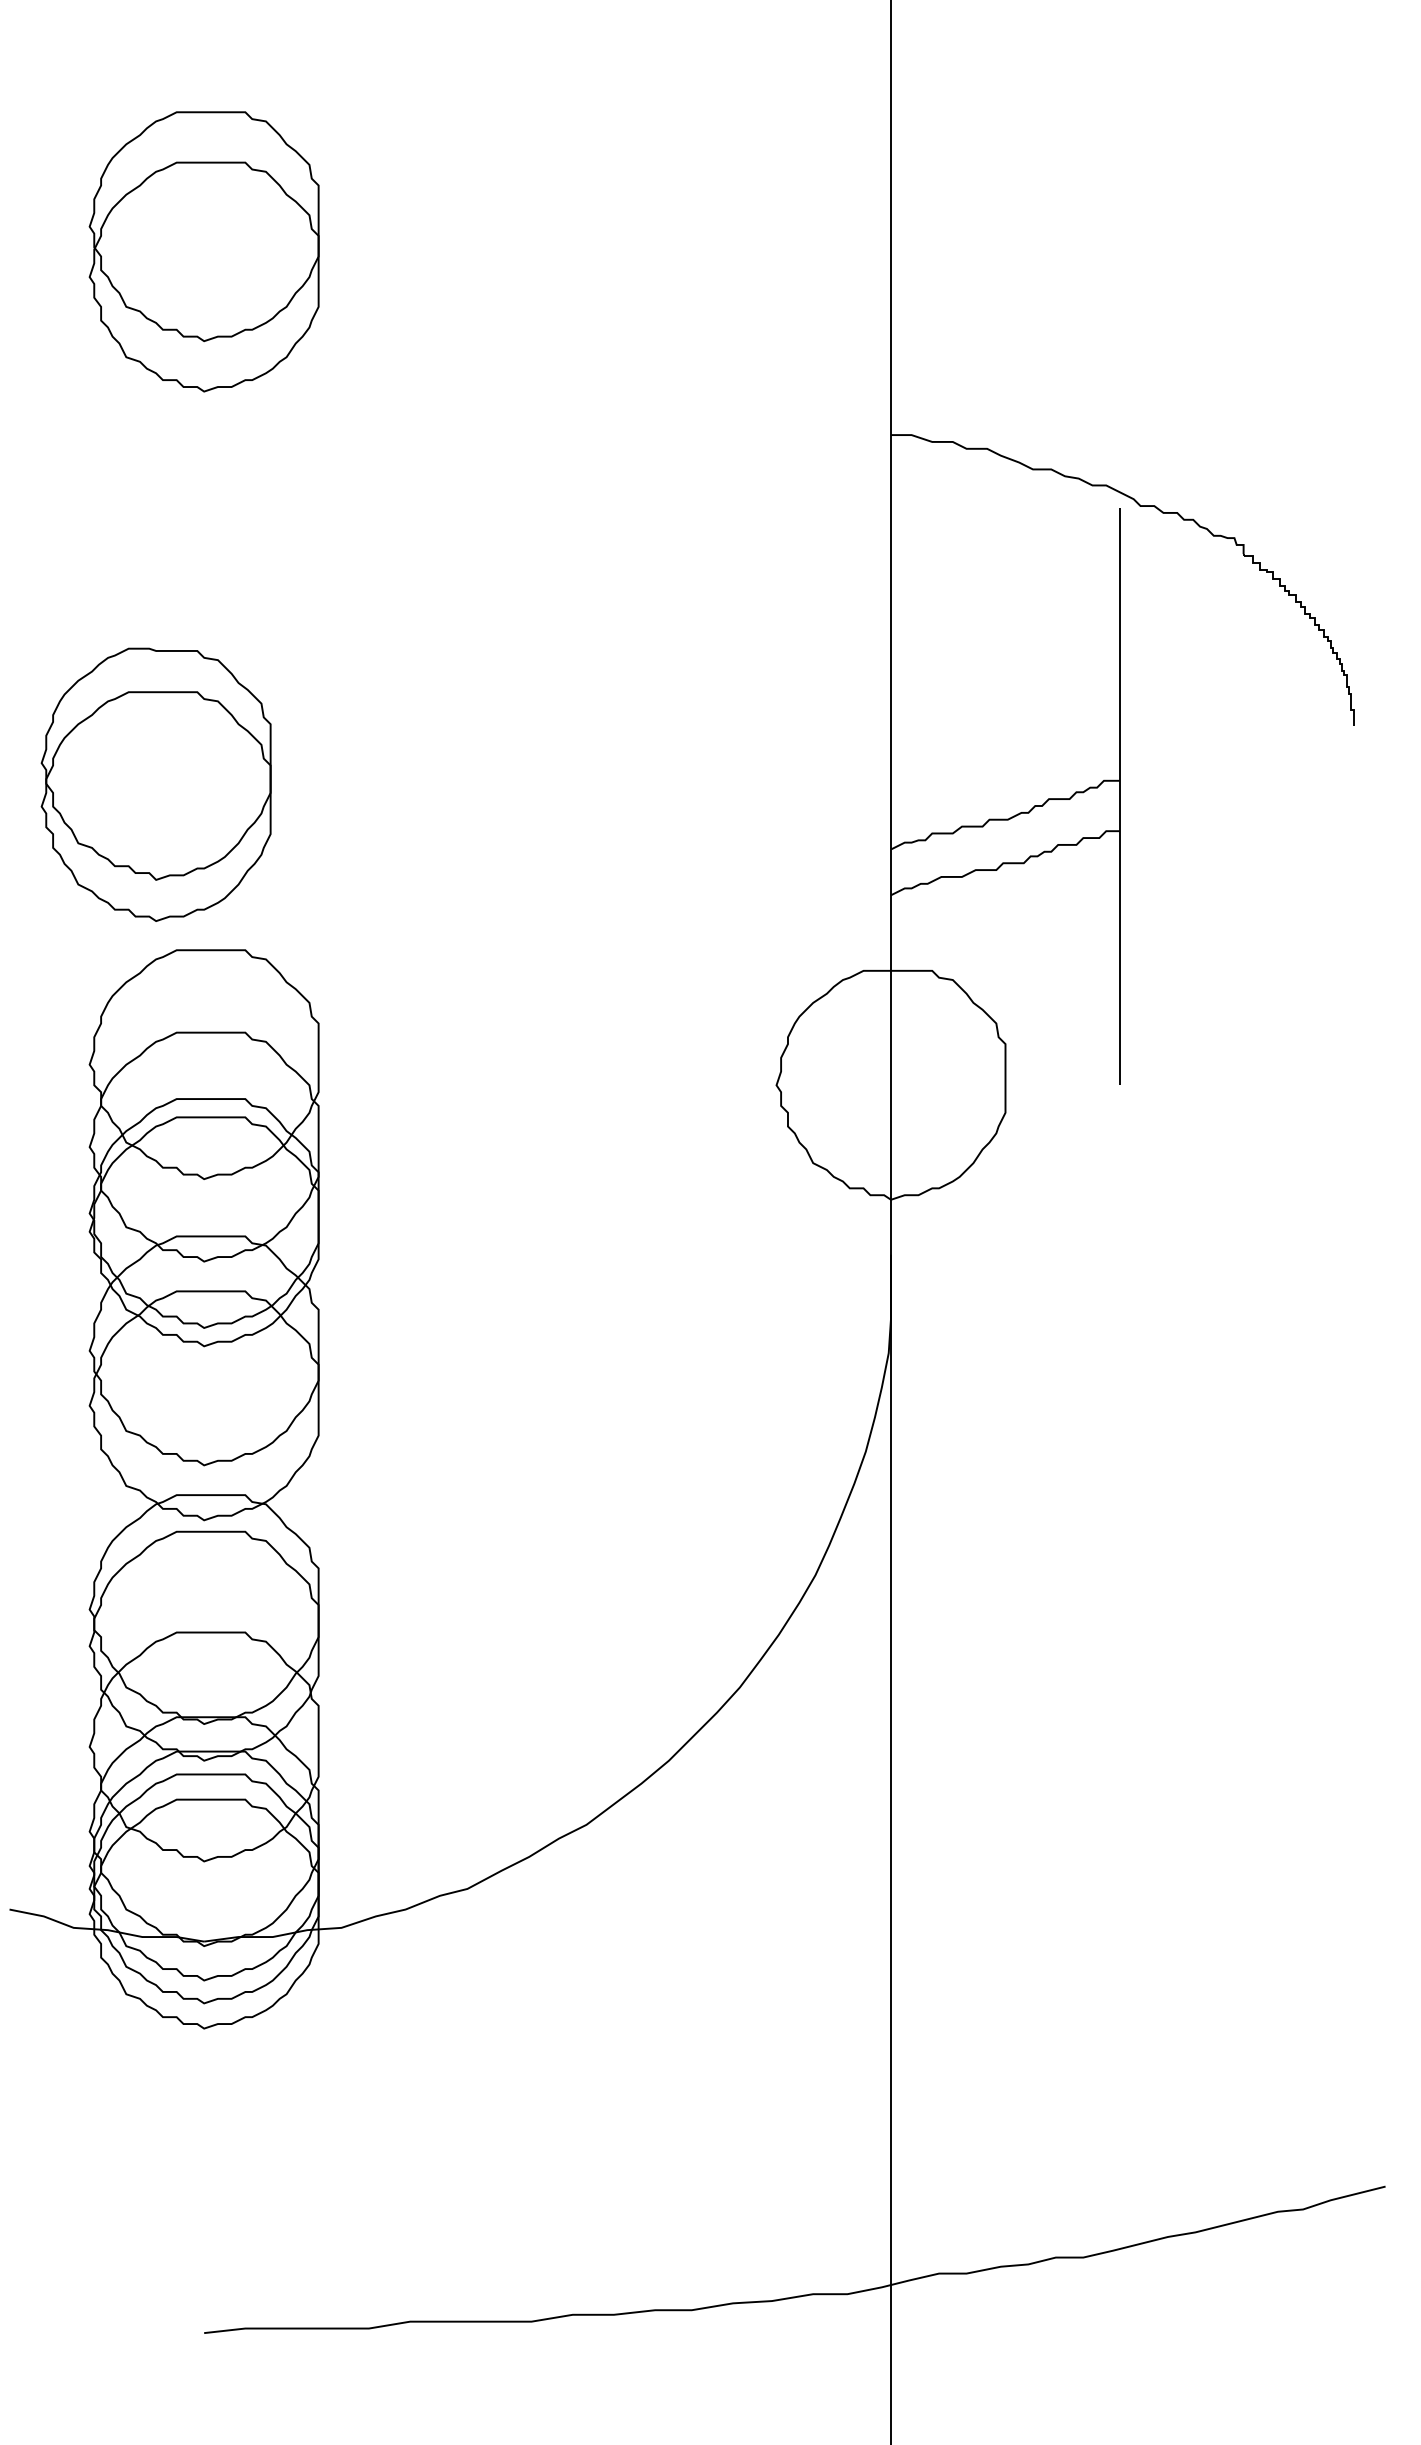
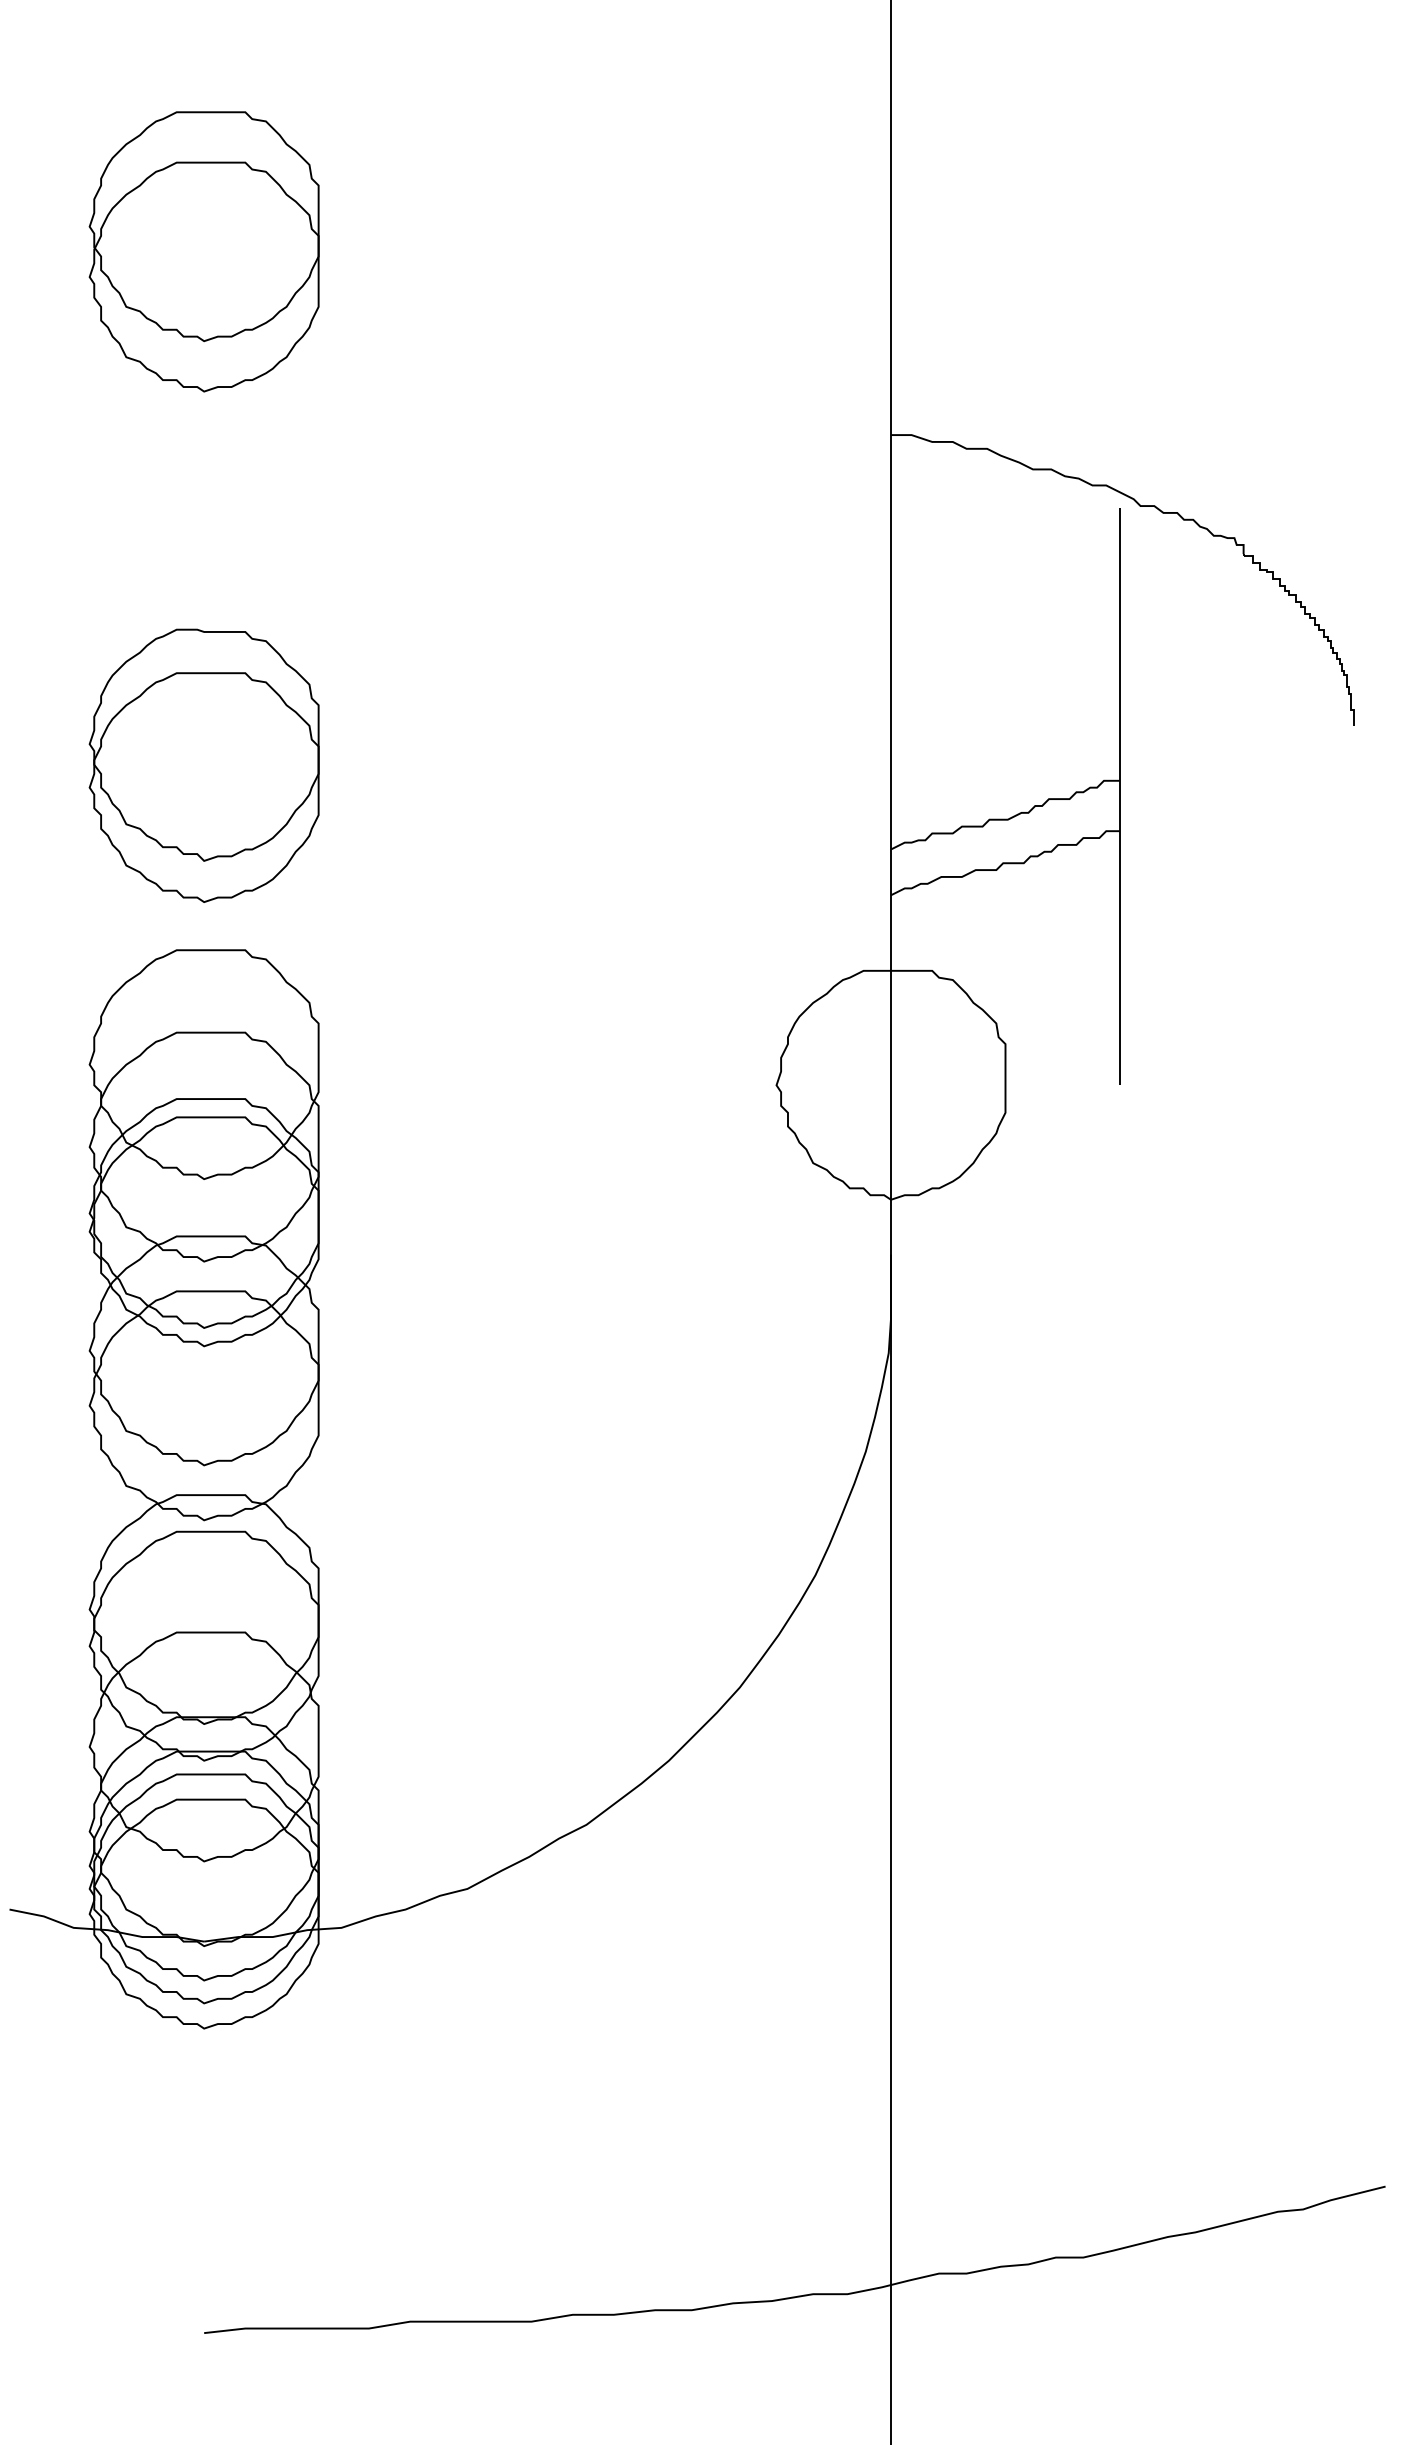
part position: (155, 784) -> (203, 765) (203, 765)
